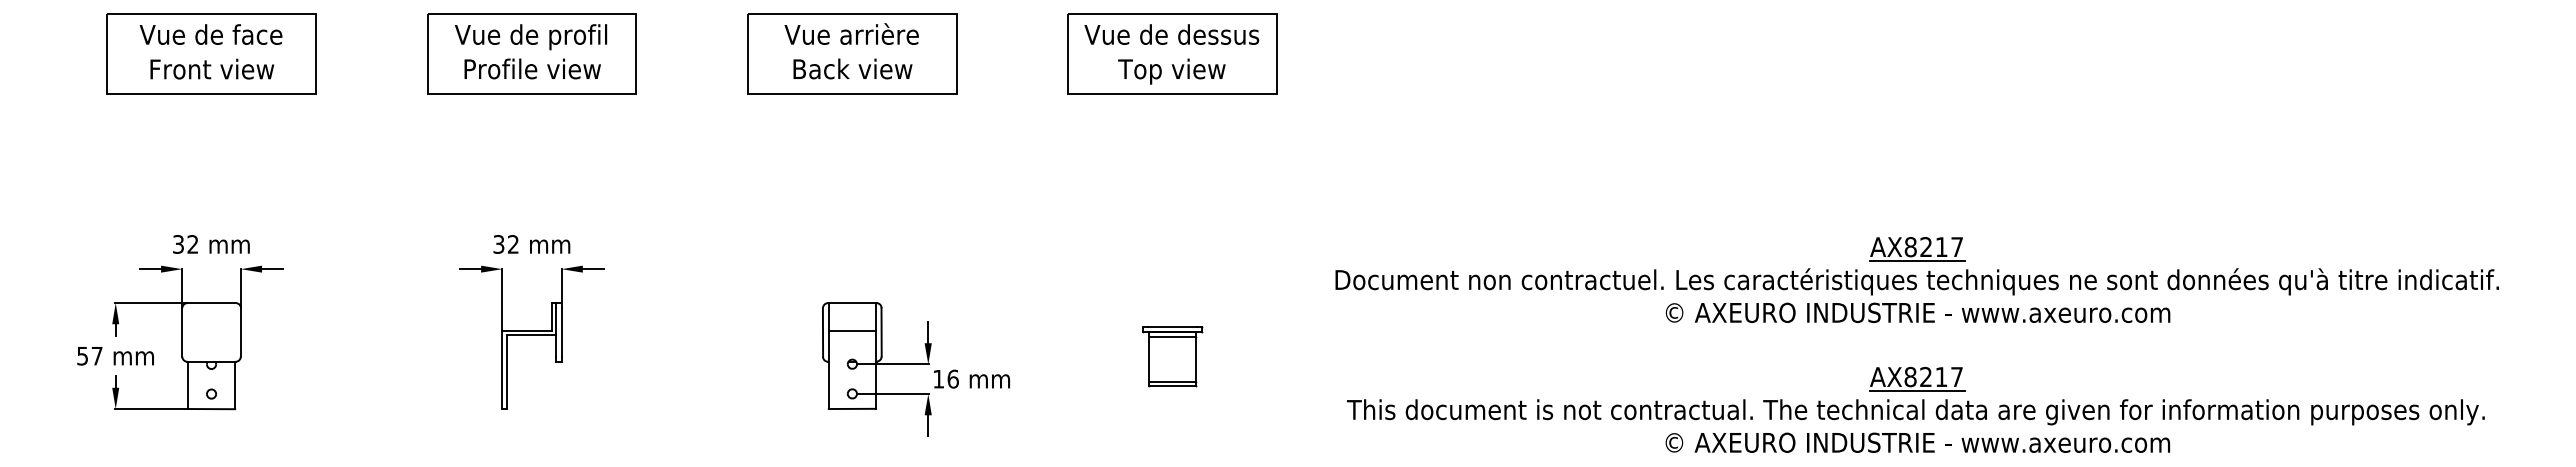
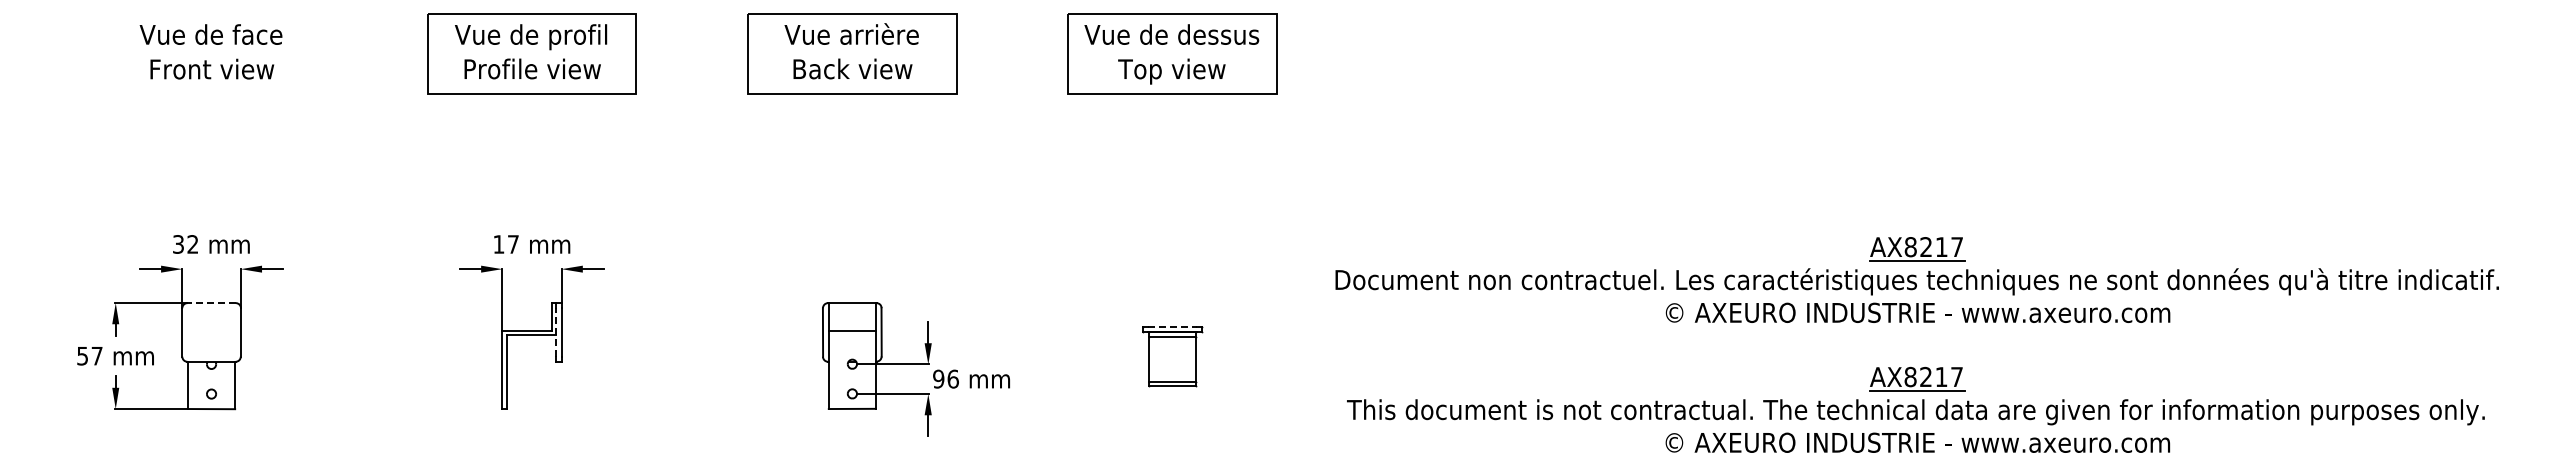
part: present -> none (211, 53)
text: 32 -> 17 (505, 244)
line: solid -> dashed (211, 303)
line: solid -> dashed (1172, 327)
line: solid -> dashed (556, 331)
text: 16 -> 96 (938, 378)
